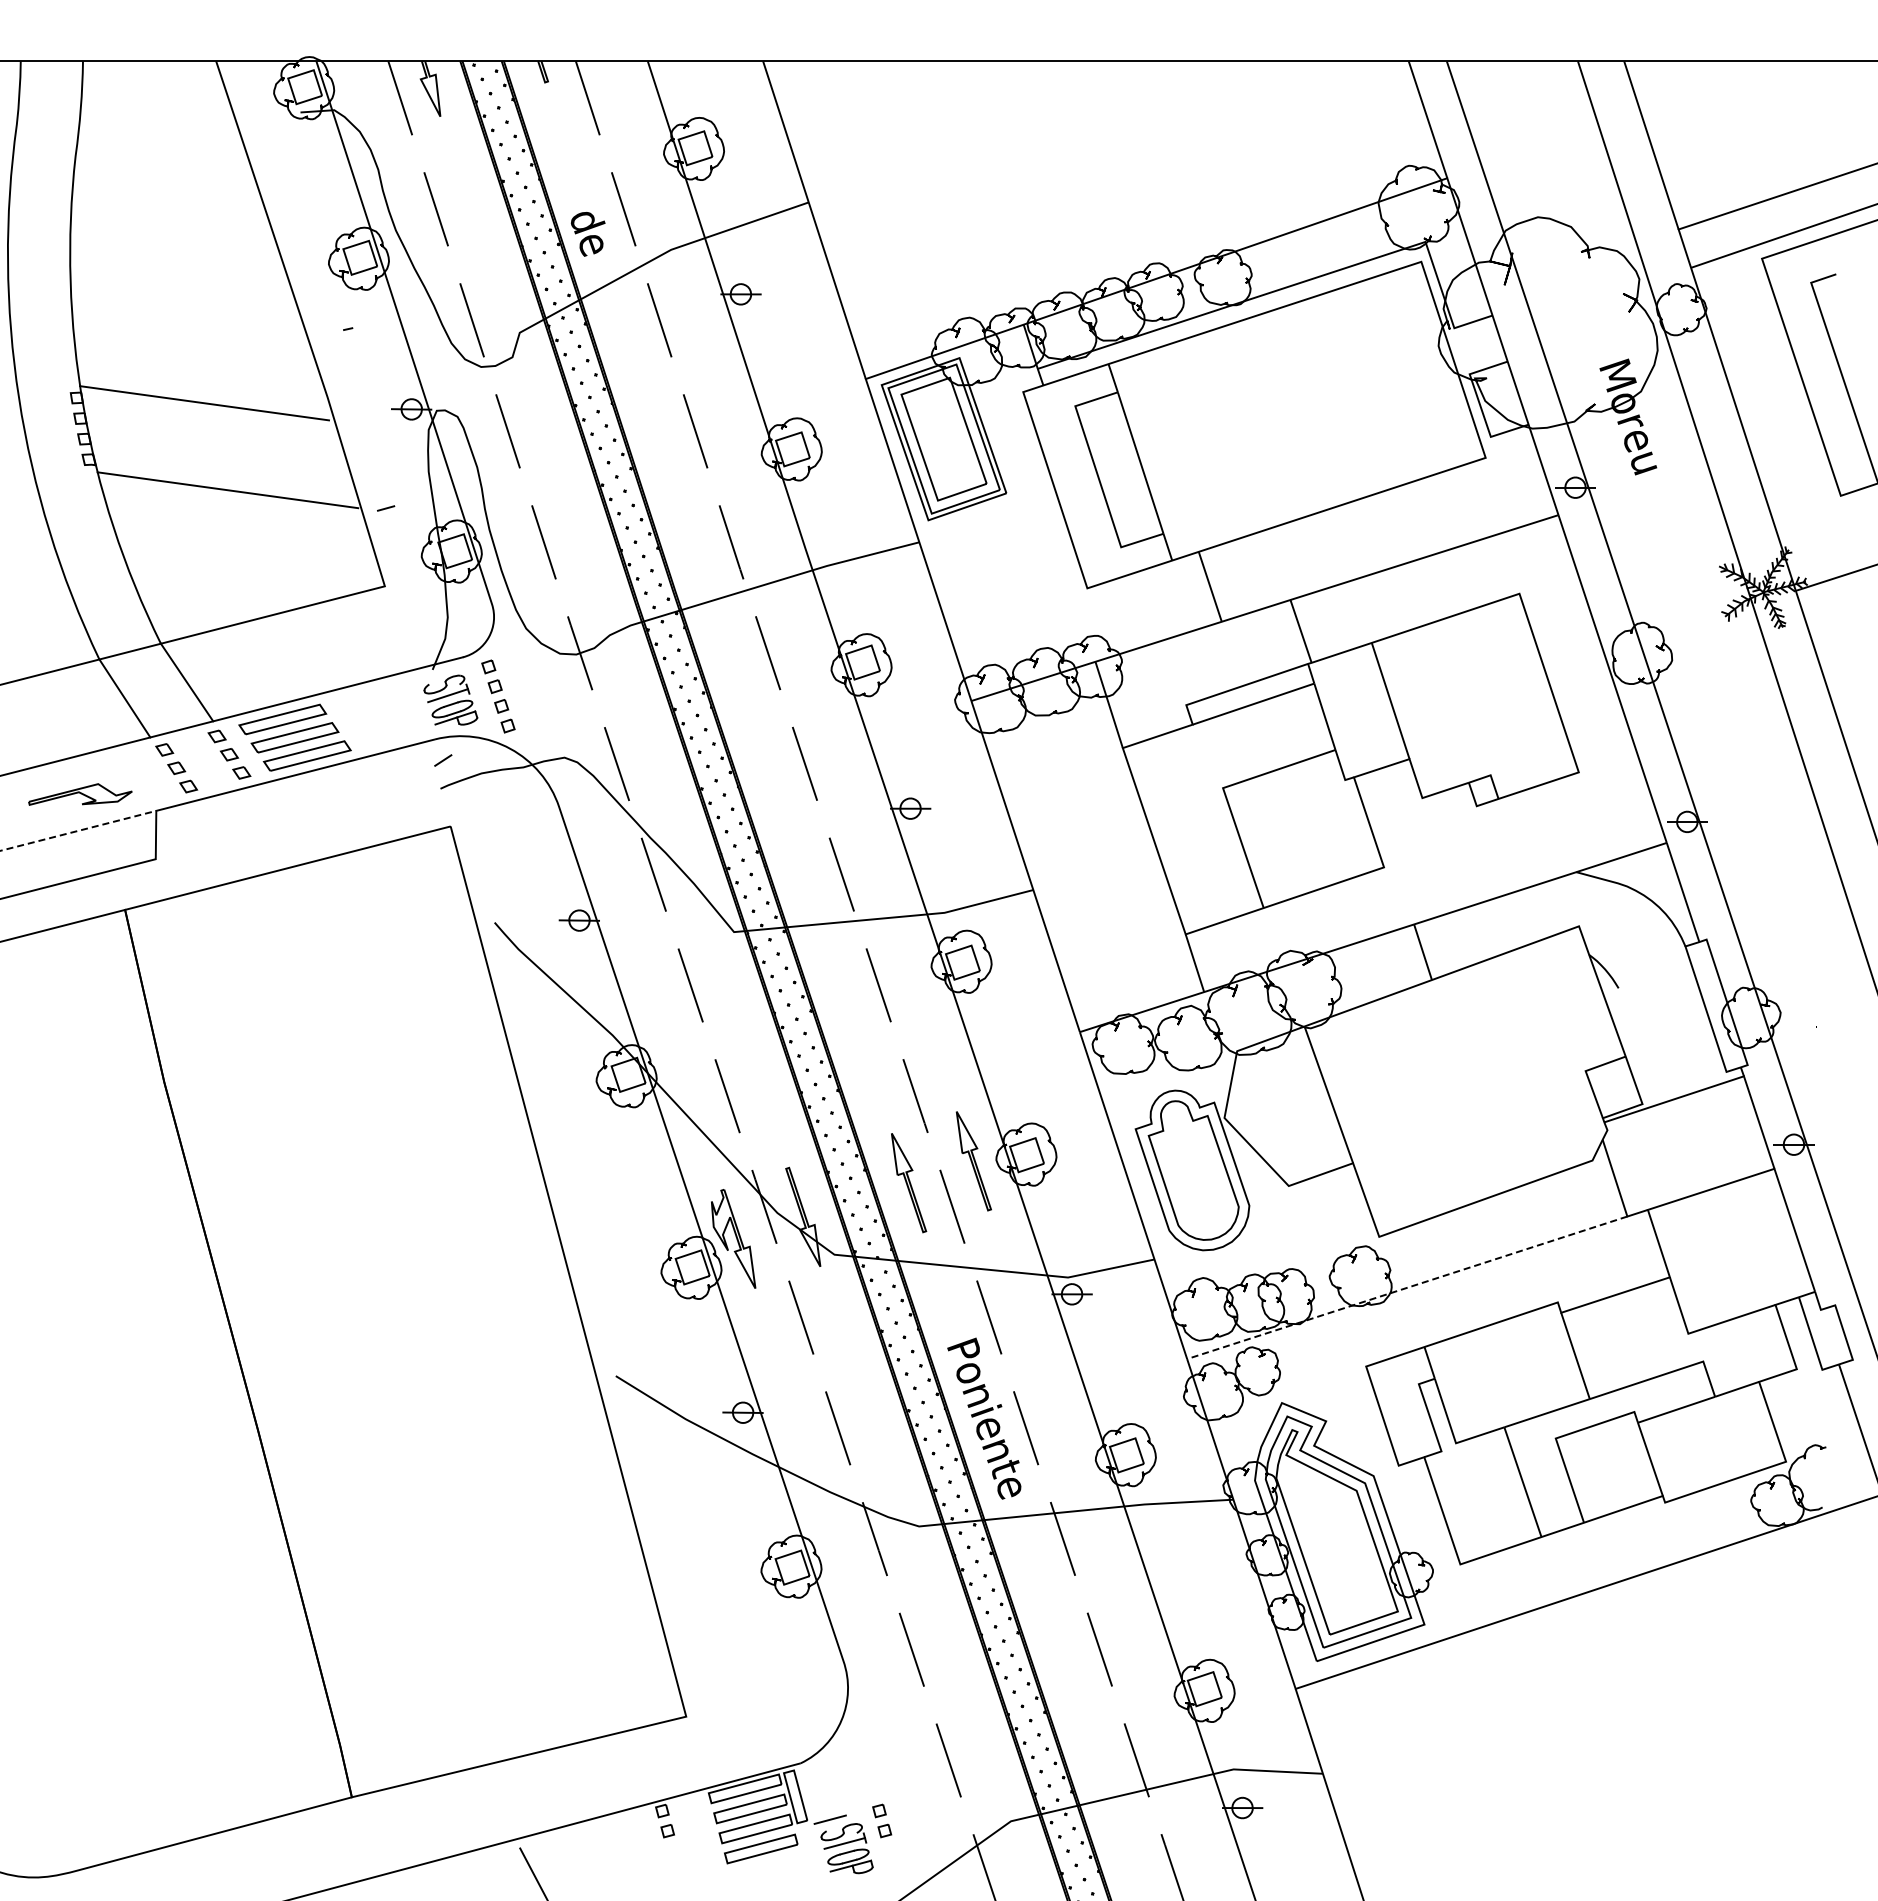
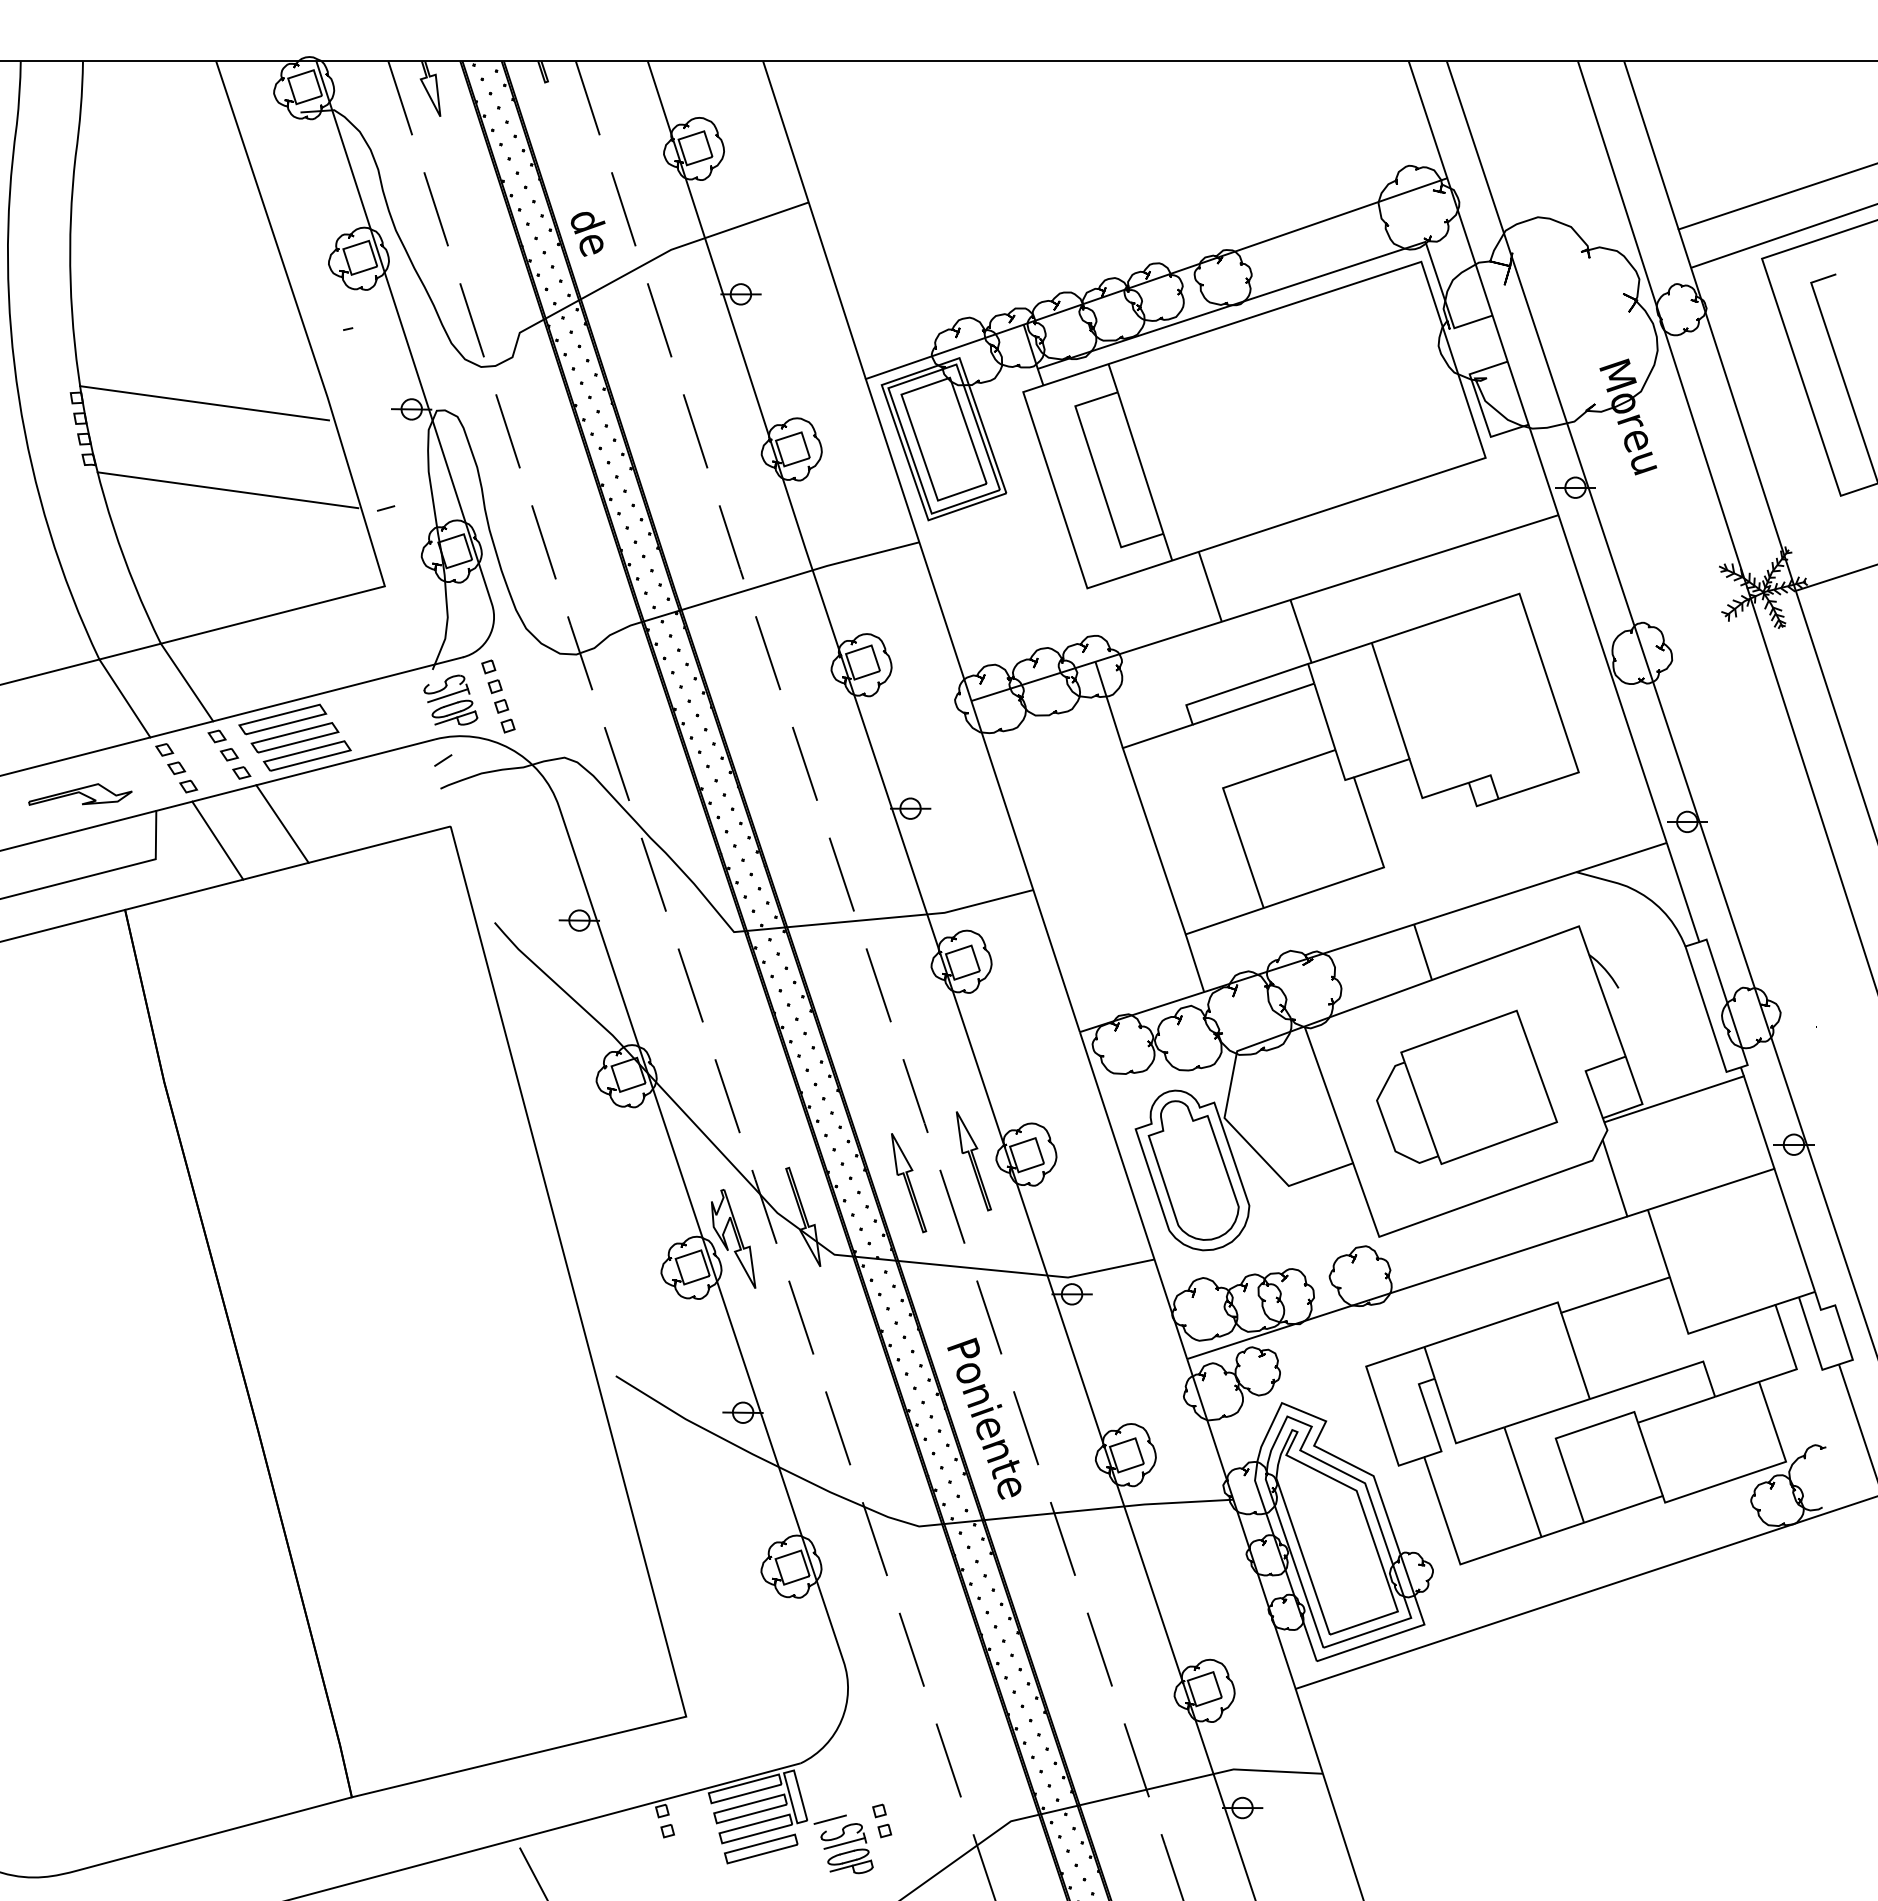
line: none -> present (282, 823)
line: dashed -> solid (78, 830)
line: none -> present (217, 840)
part: none -> present (1467, 1086)
line: dashed -> solid (1406, 1287)
